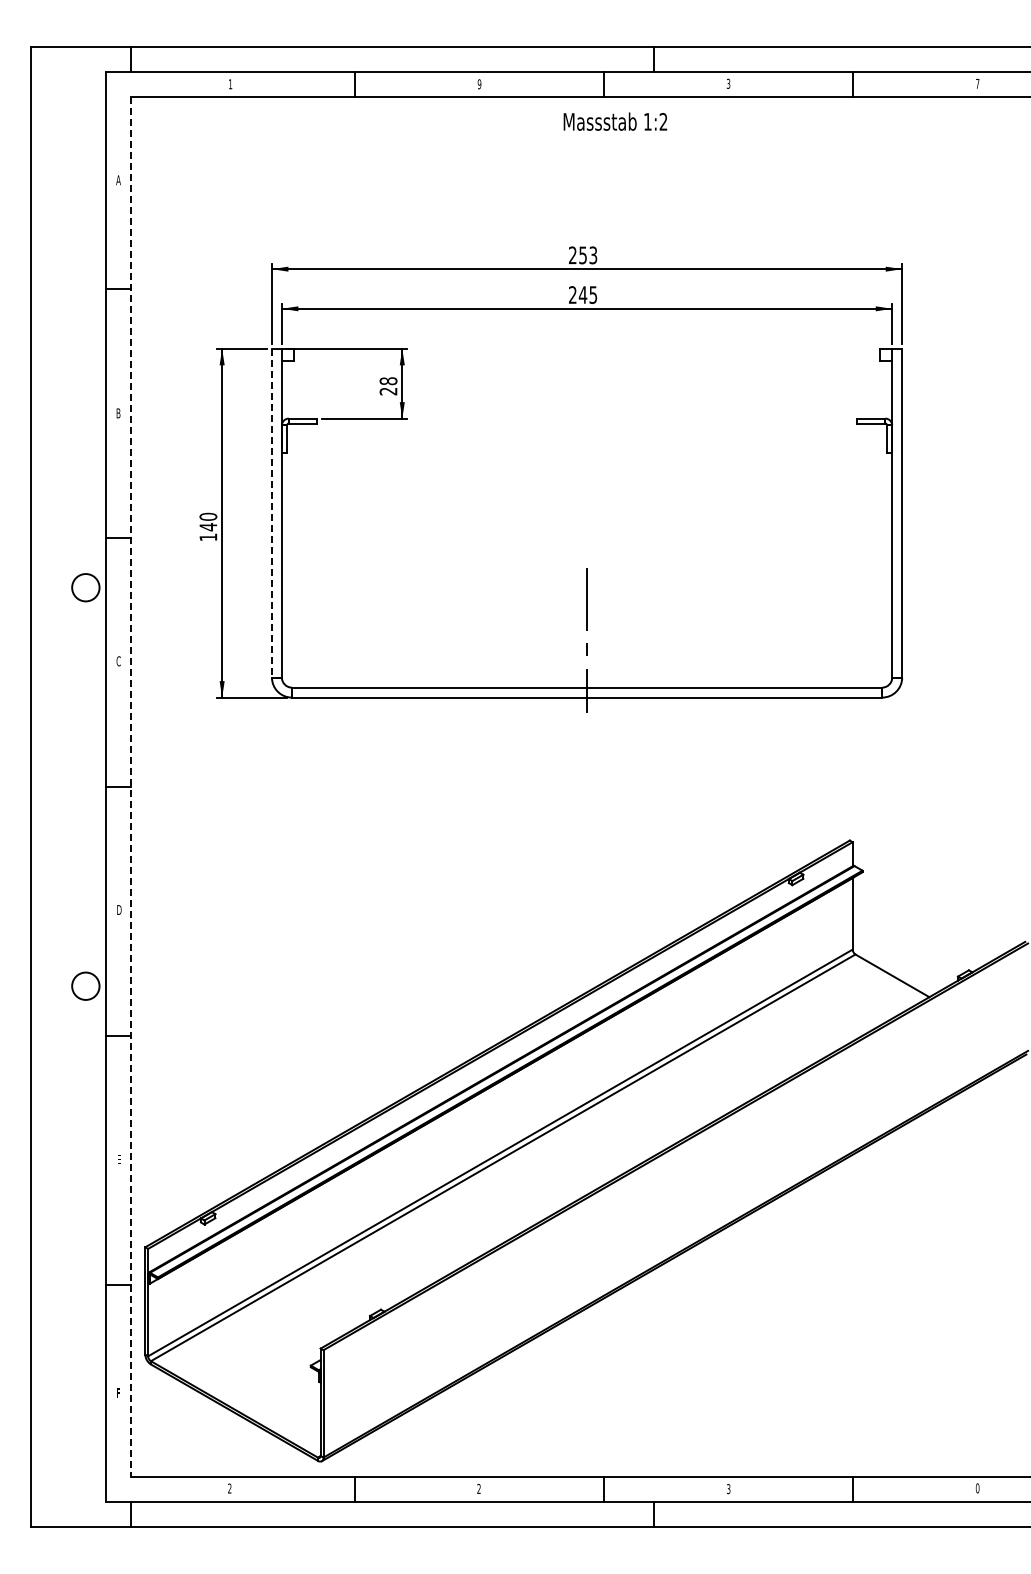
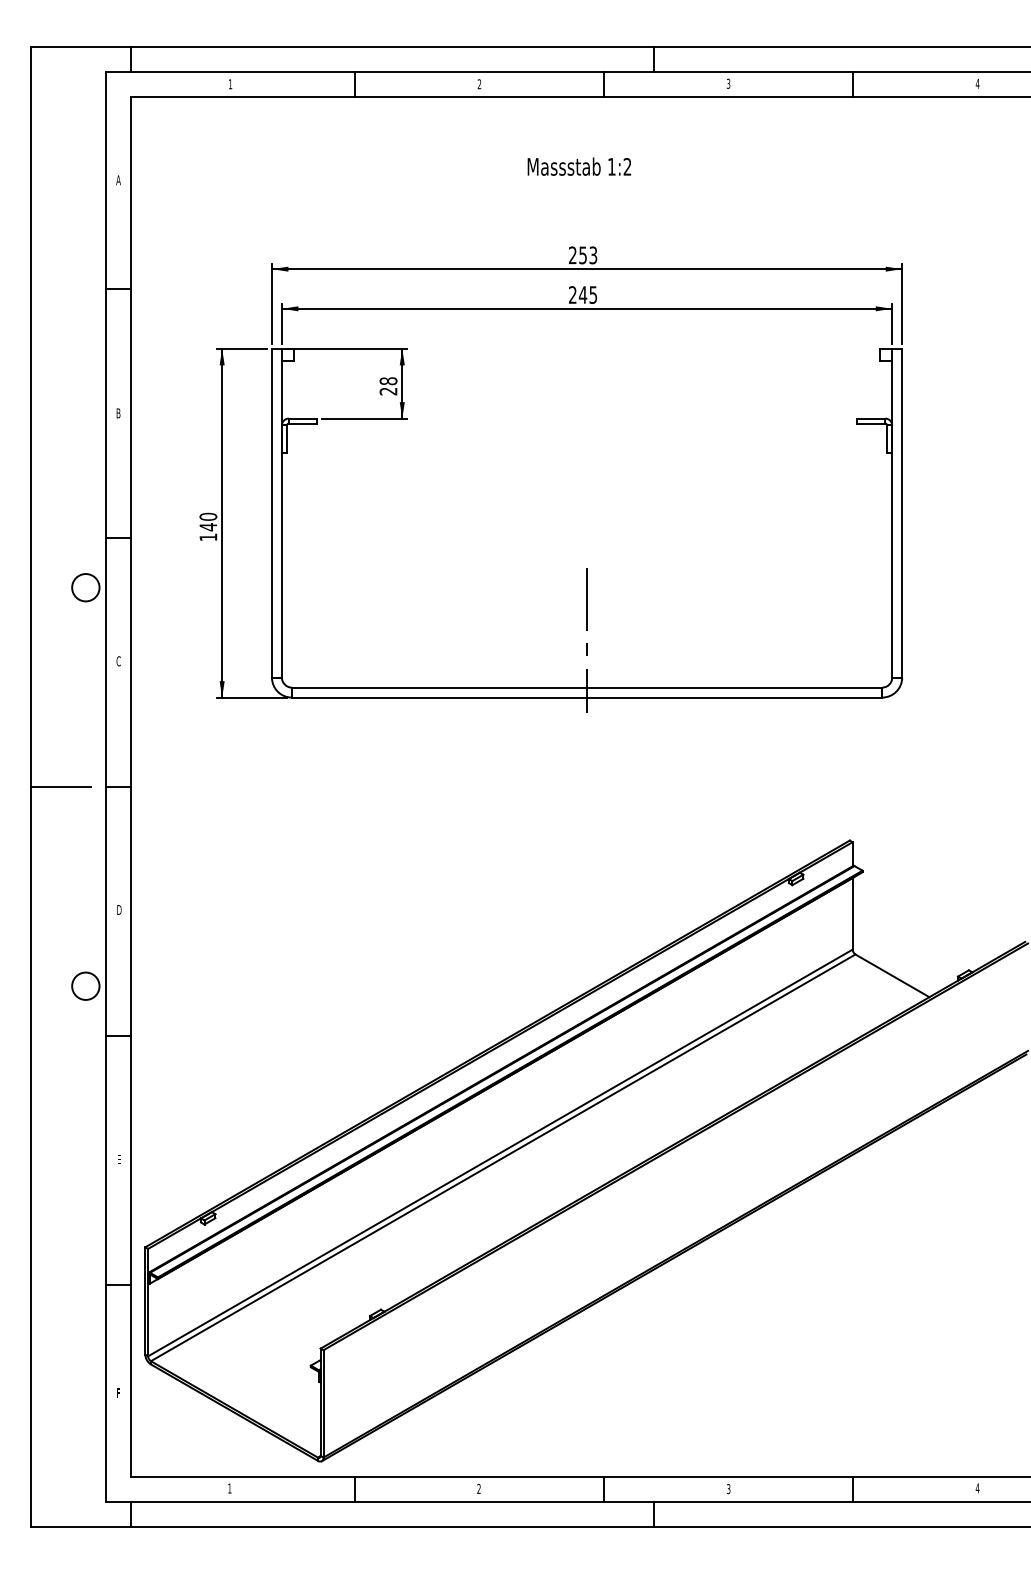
text: 7 -> 4 (977, 83)
text: 9 -> 2 (479, 84)
text position: (615, 121) -> (579, 166) (579, 166)
line: dashed -> solid (271, 513)
line: none -> present (60, 787)
line: dashed -> solid (130, 787)
text: 2 -> 1 (229, 1488)
text: 0 -> 4 (977, 1488)
